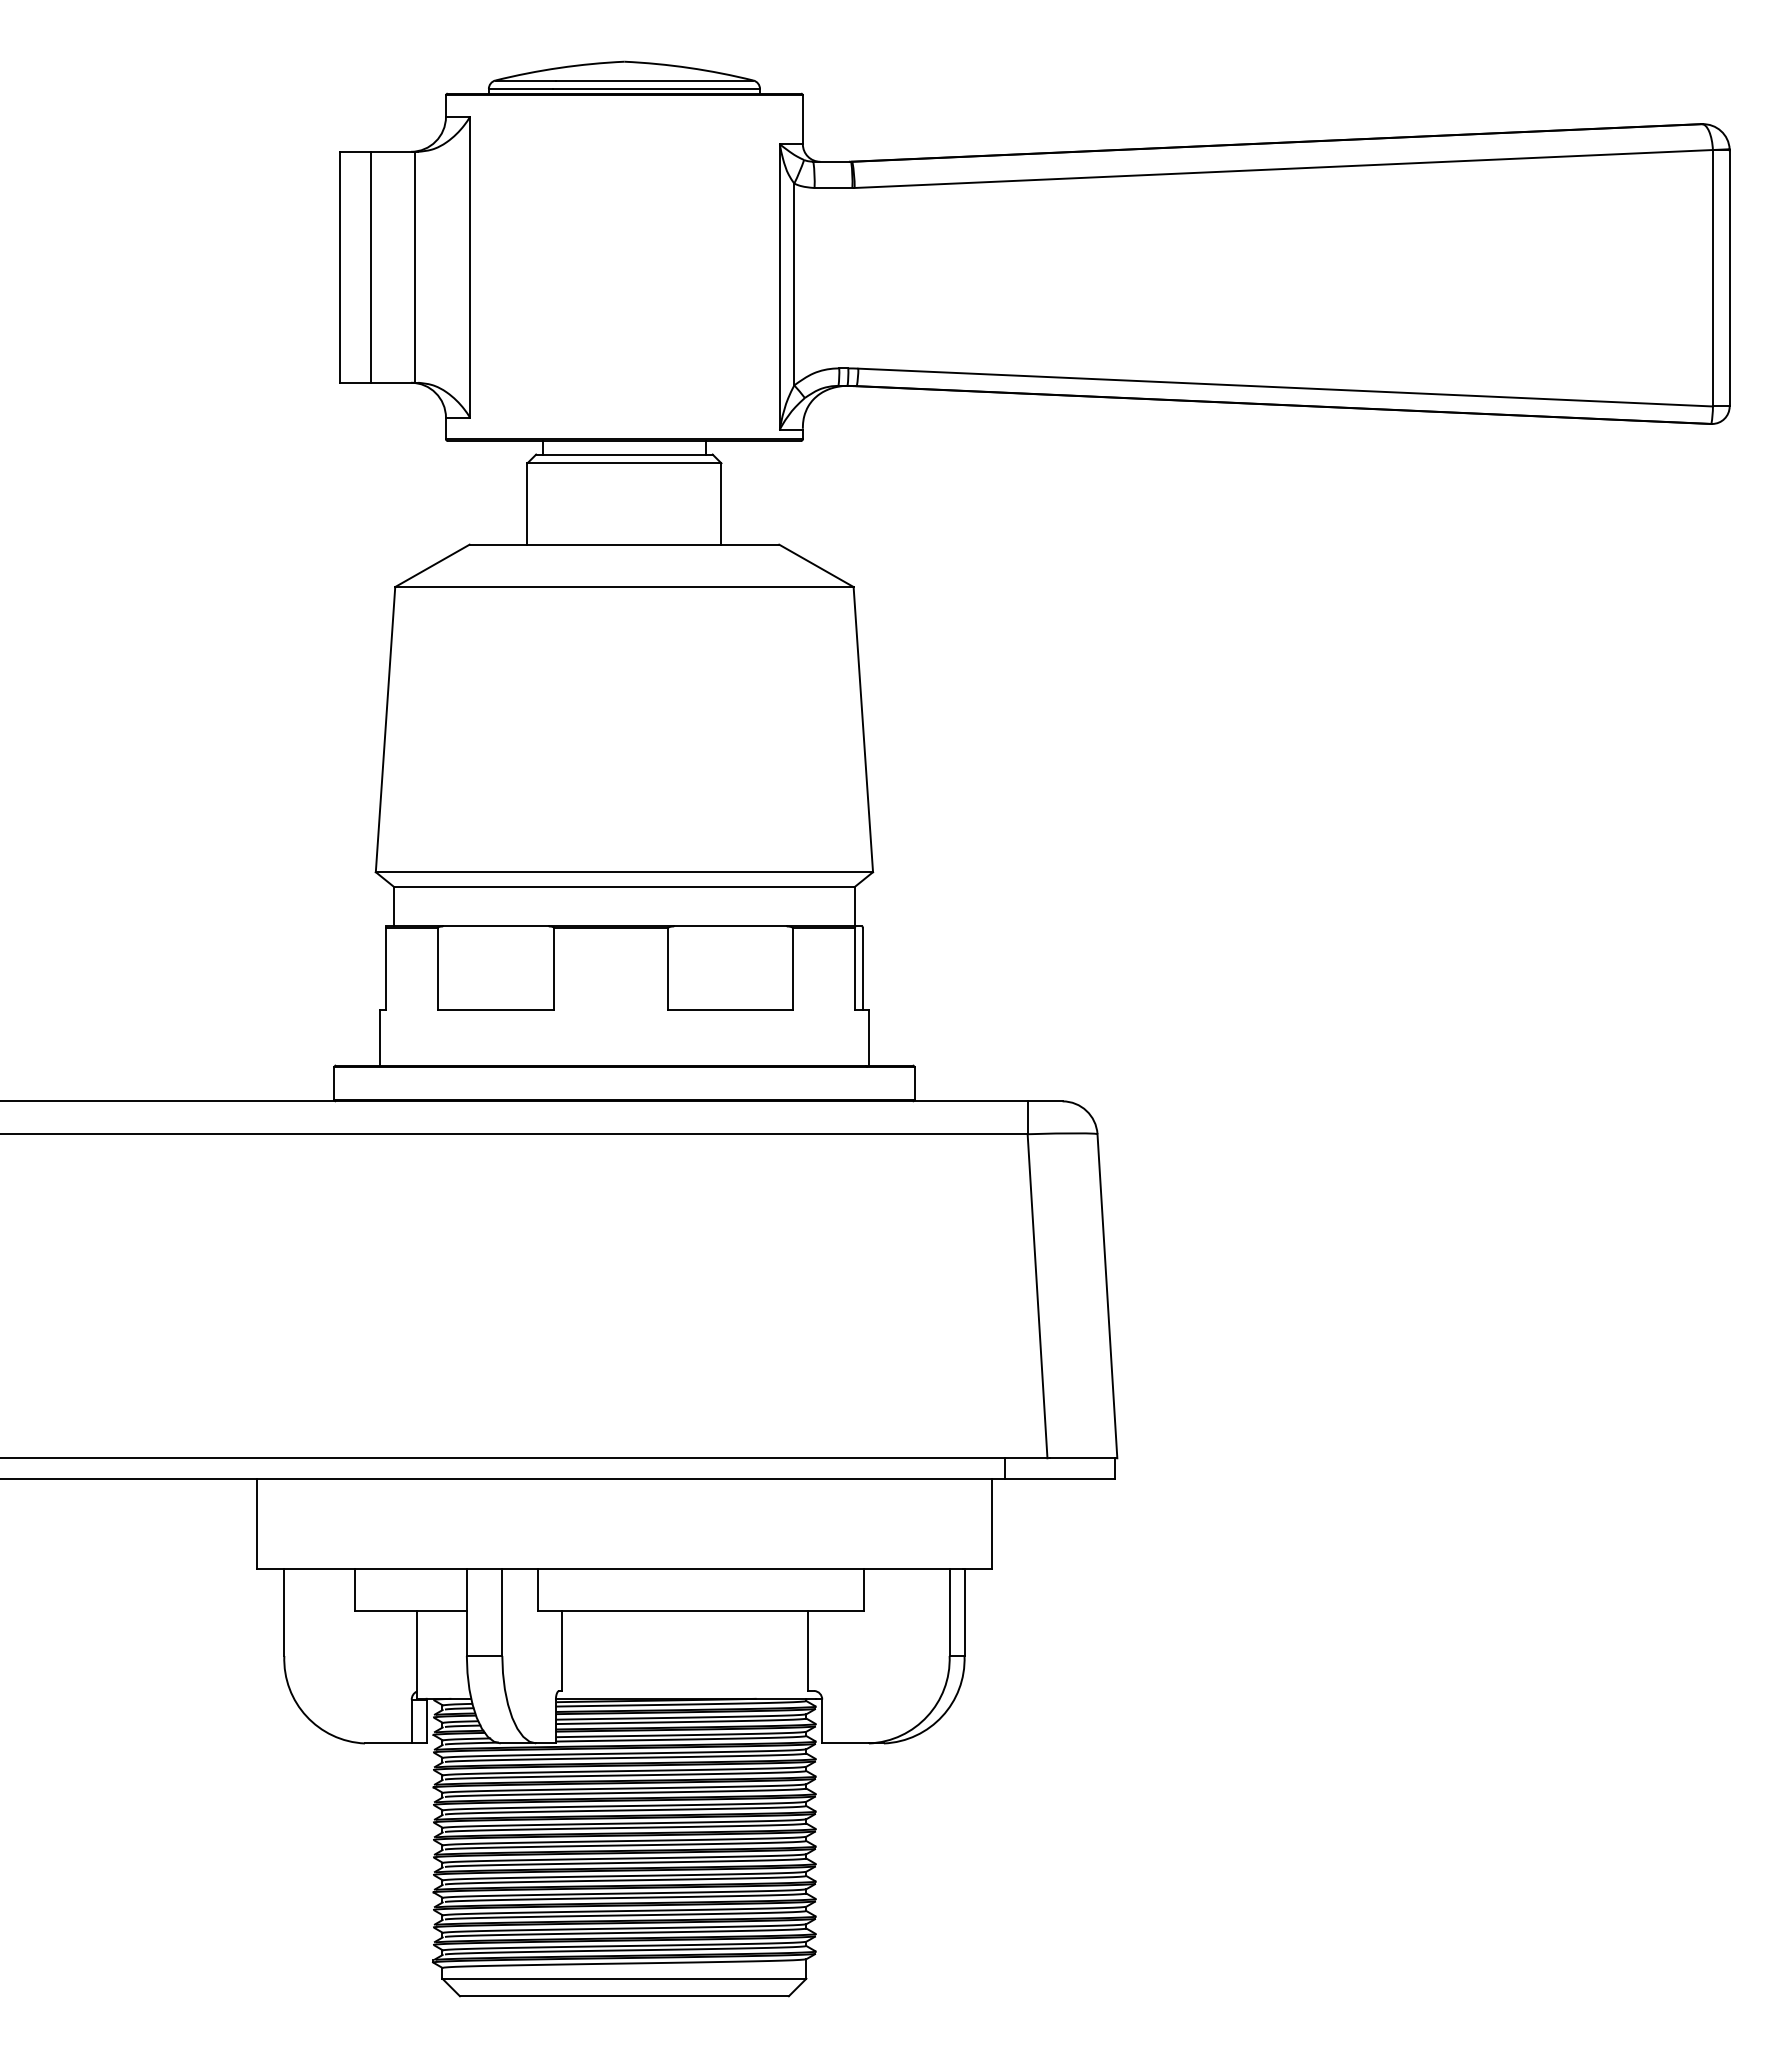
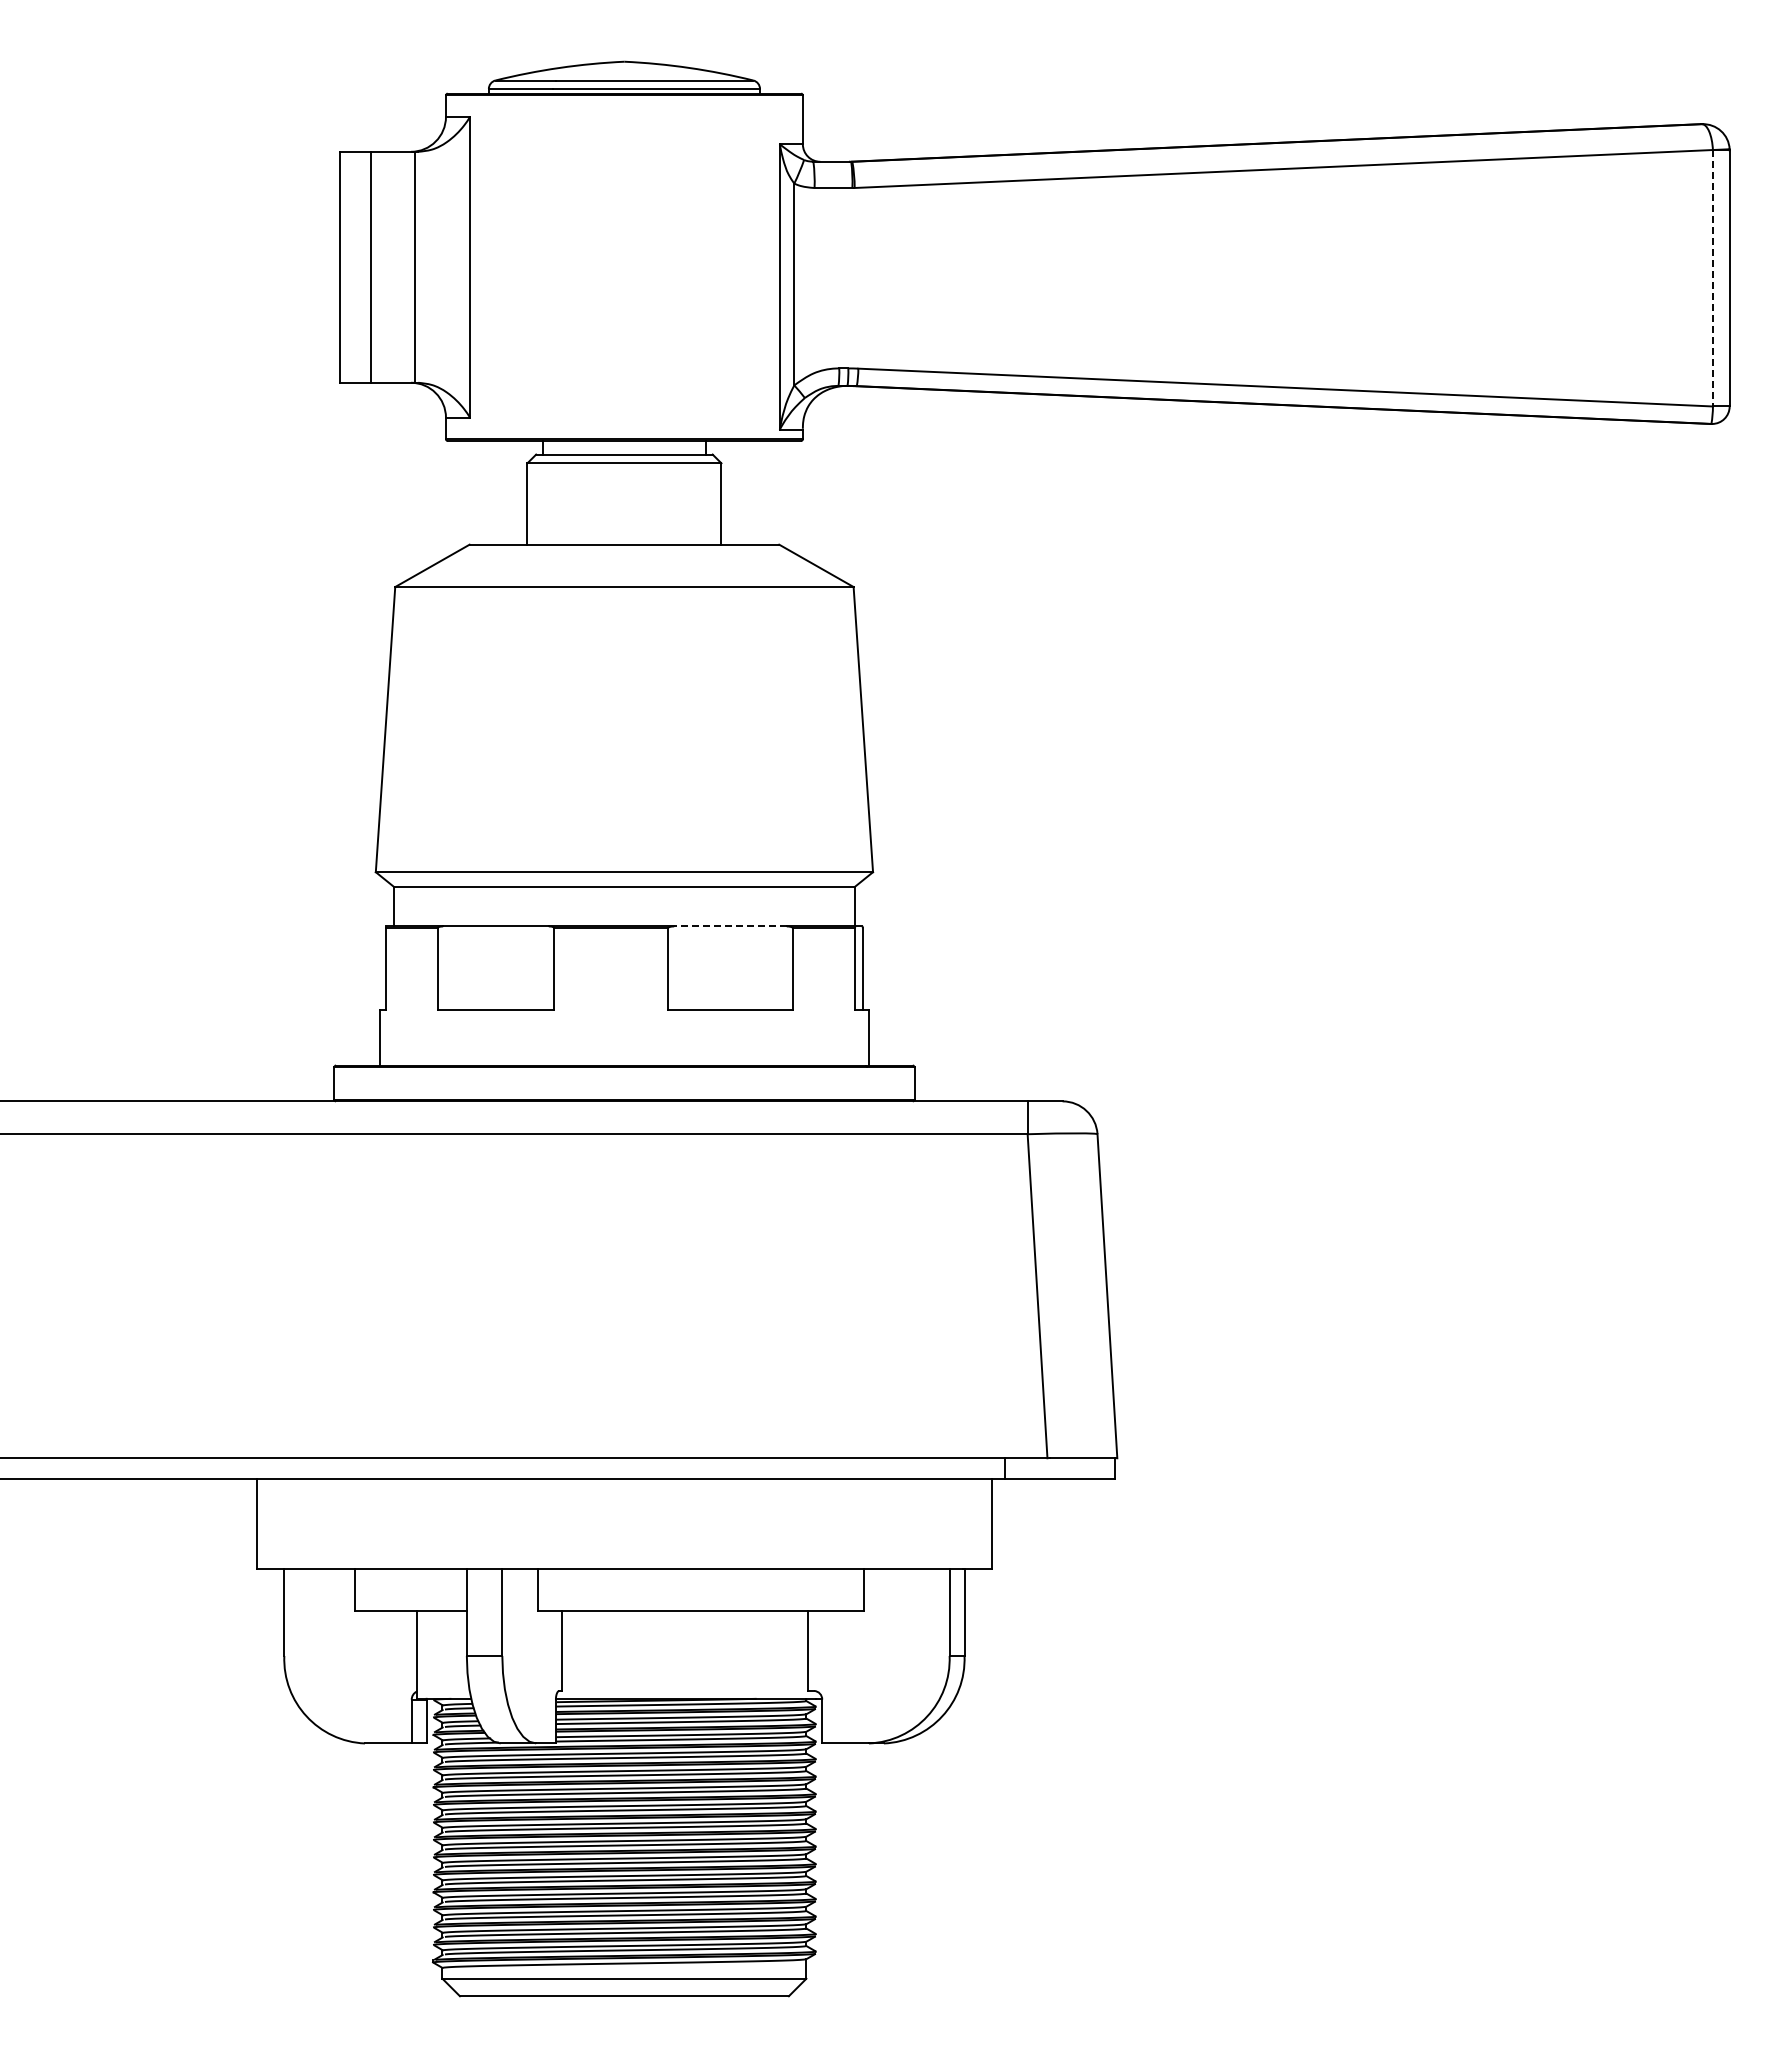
line: solid -> dashed (1712, 278)
line: solid -> dashed (729, 926)
